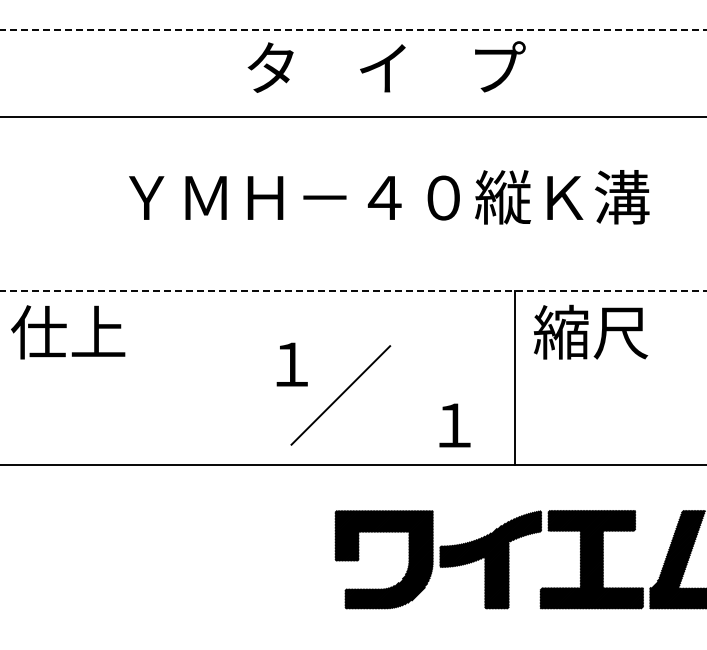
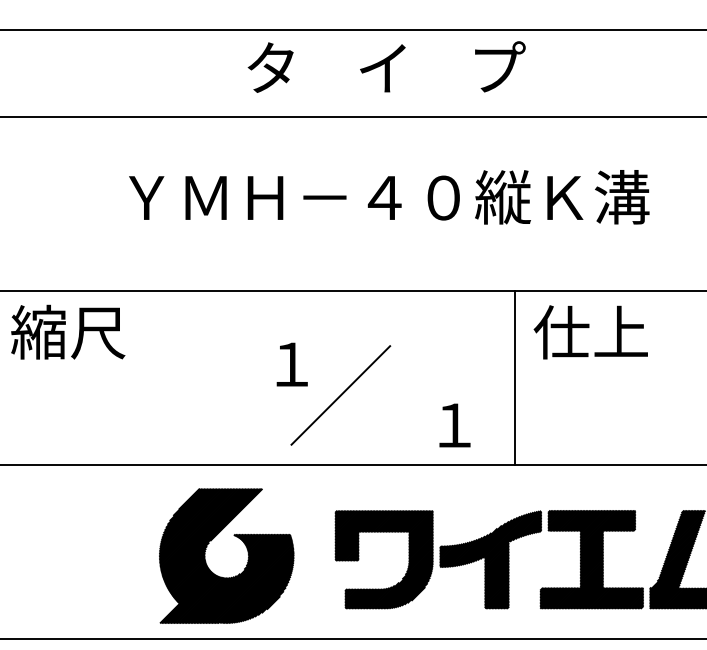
line: dashed -> solid (353, 29)
line: dashed -> solid (353, 290)
text: 仕上 -> 縮尺 (68, 331)
text: 縮尺 -> 仕上 (590, 331)
part: none -> present (212, 540)
line: none -> present (352, 639)
